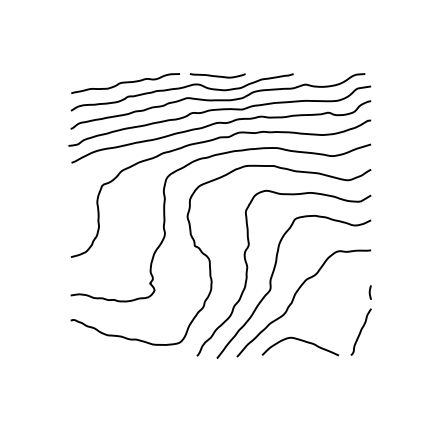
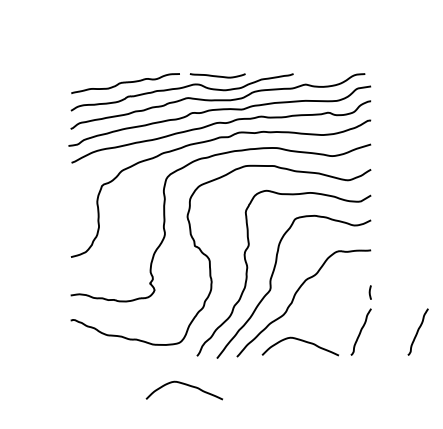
curve: none -> present (417, 331)
curve: none -> present (185, 385)
